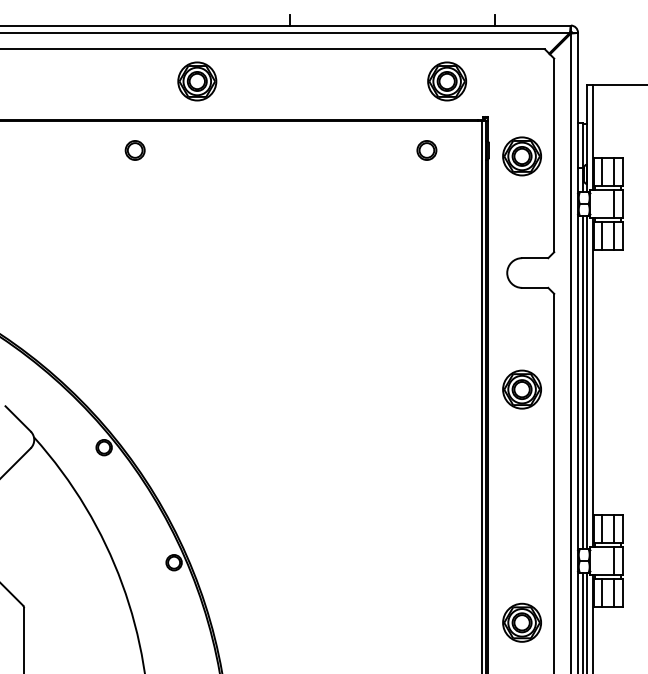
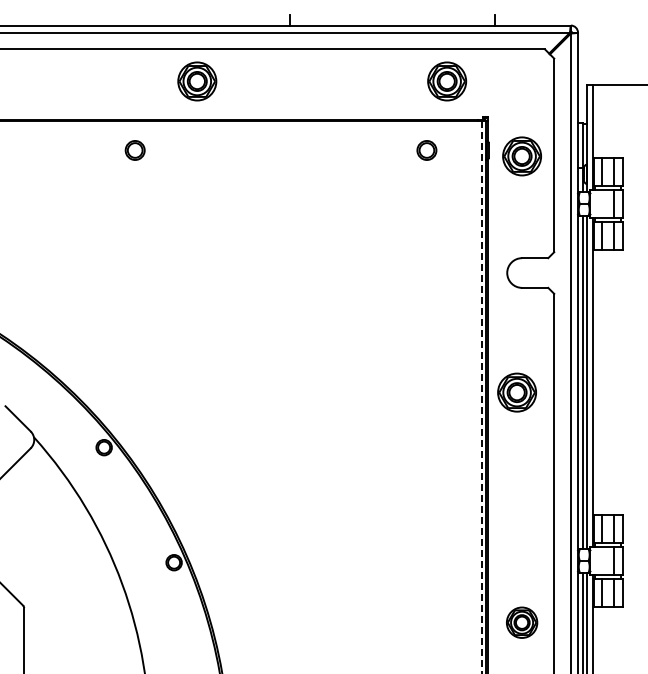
part position: (521, 389) -> (516, 392) (516, 392)
line: solid -> dashed (481, 397)
part size: 40x41 px -> 33x33 px (522, 622)
